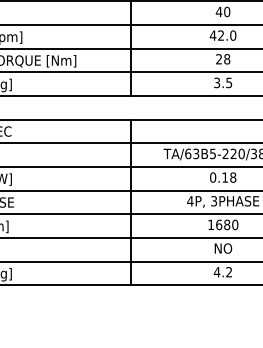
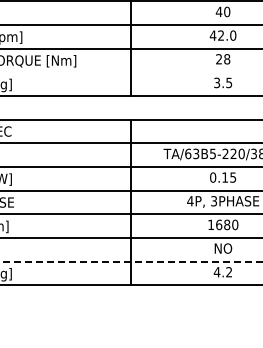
line: present -> none (130, 72)
text: 0.18 -> 0.15 (233, 177)
line: solid -> dashed (131, 261)
